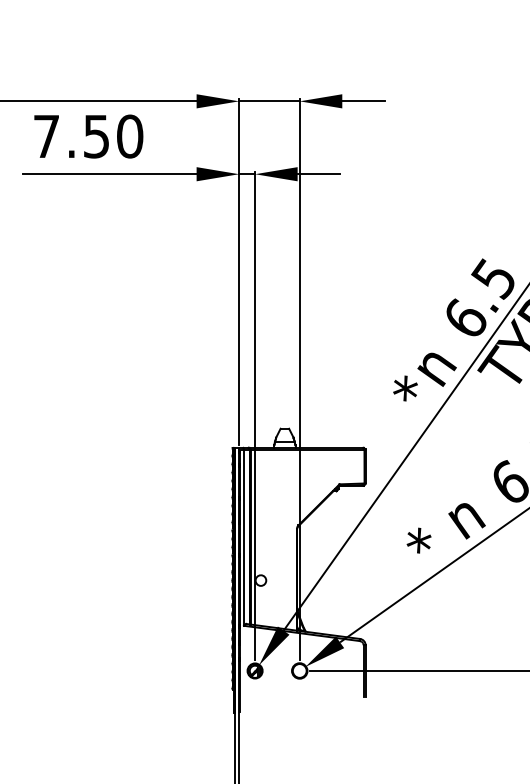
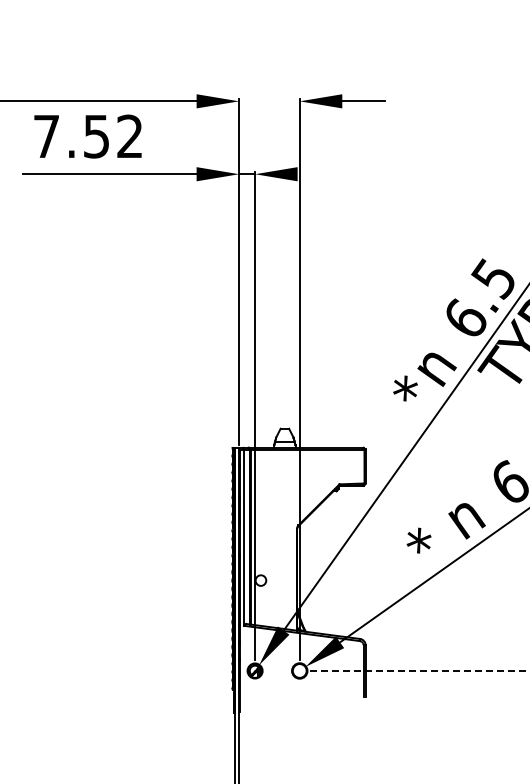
line: present -> none (269, 101)
text: 7.50 -> 7.52 (130, 136)
line: present -> none (318, 174)
line: solid -> dashed (419, 670)
